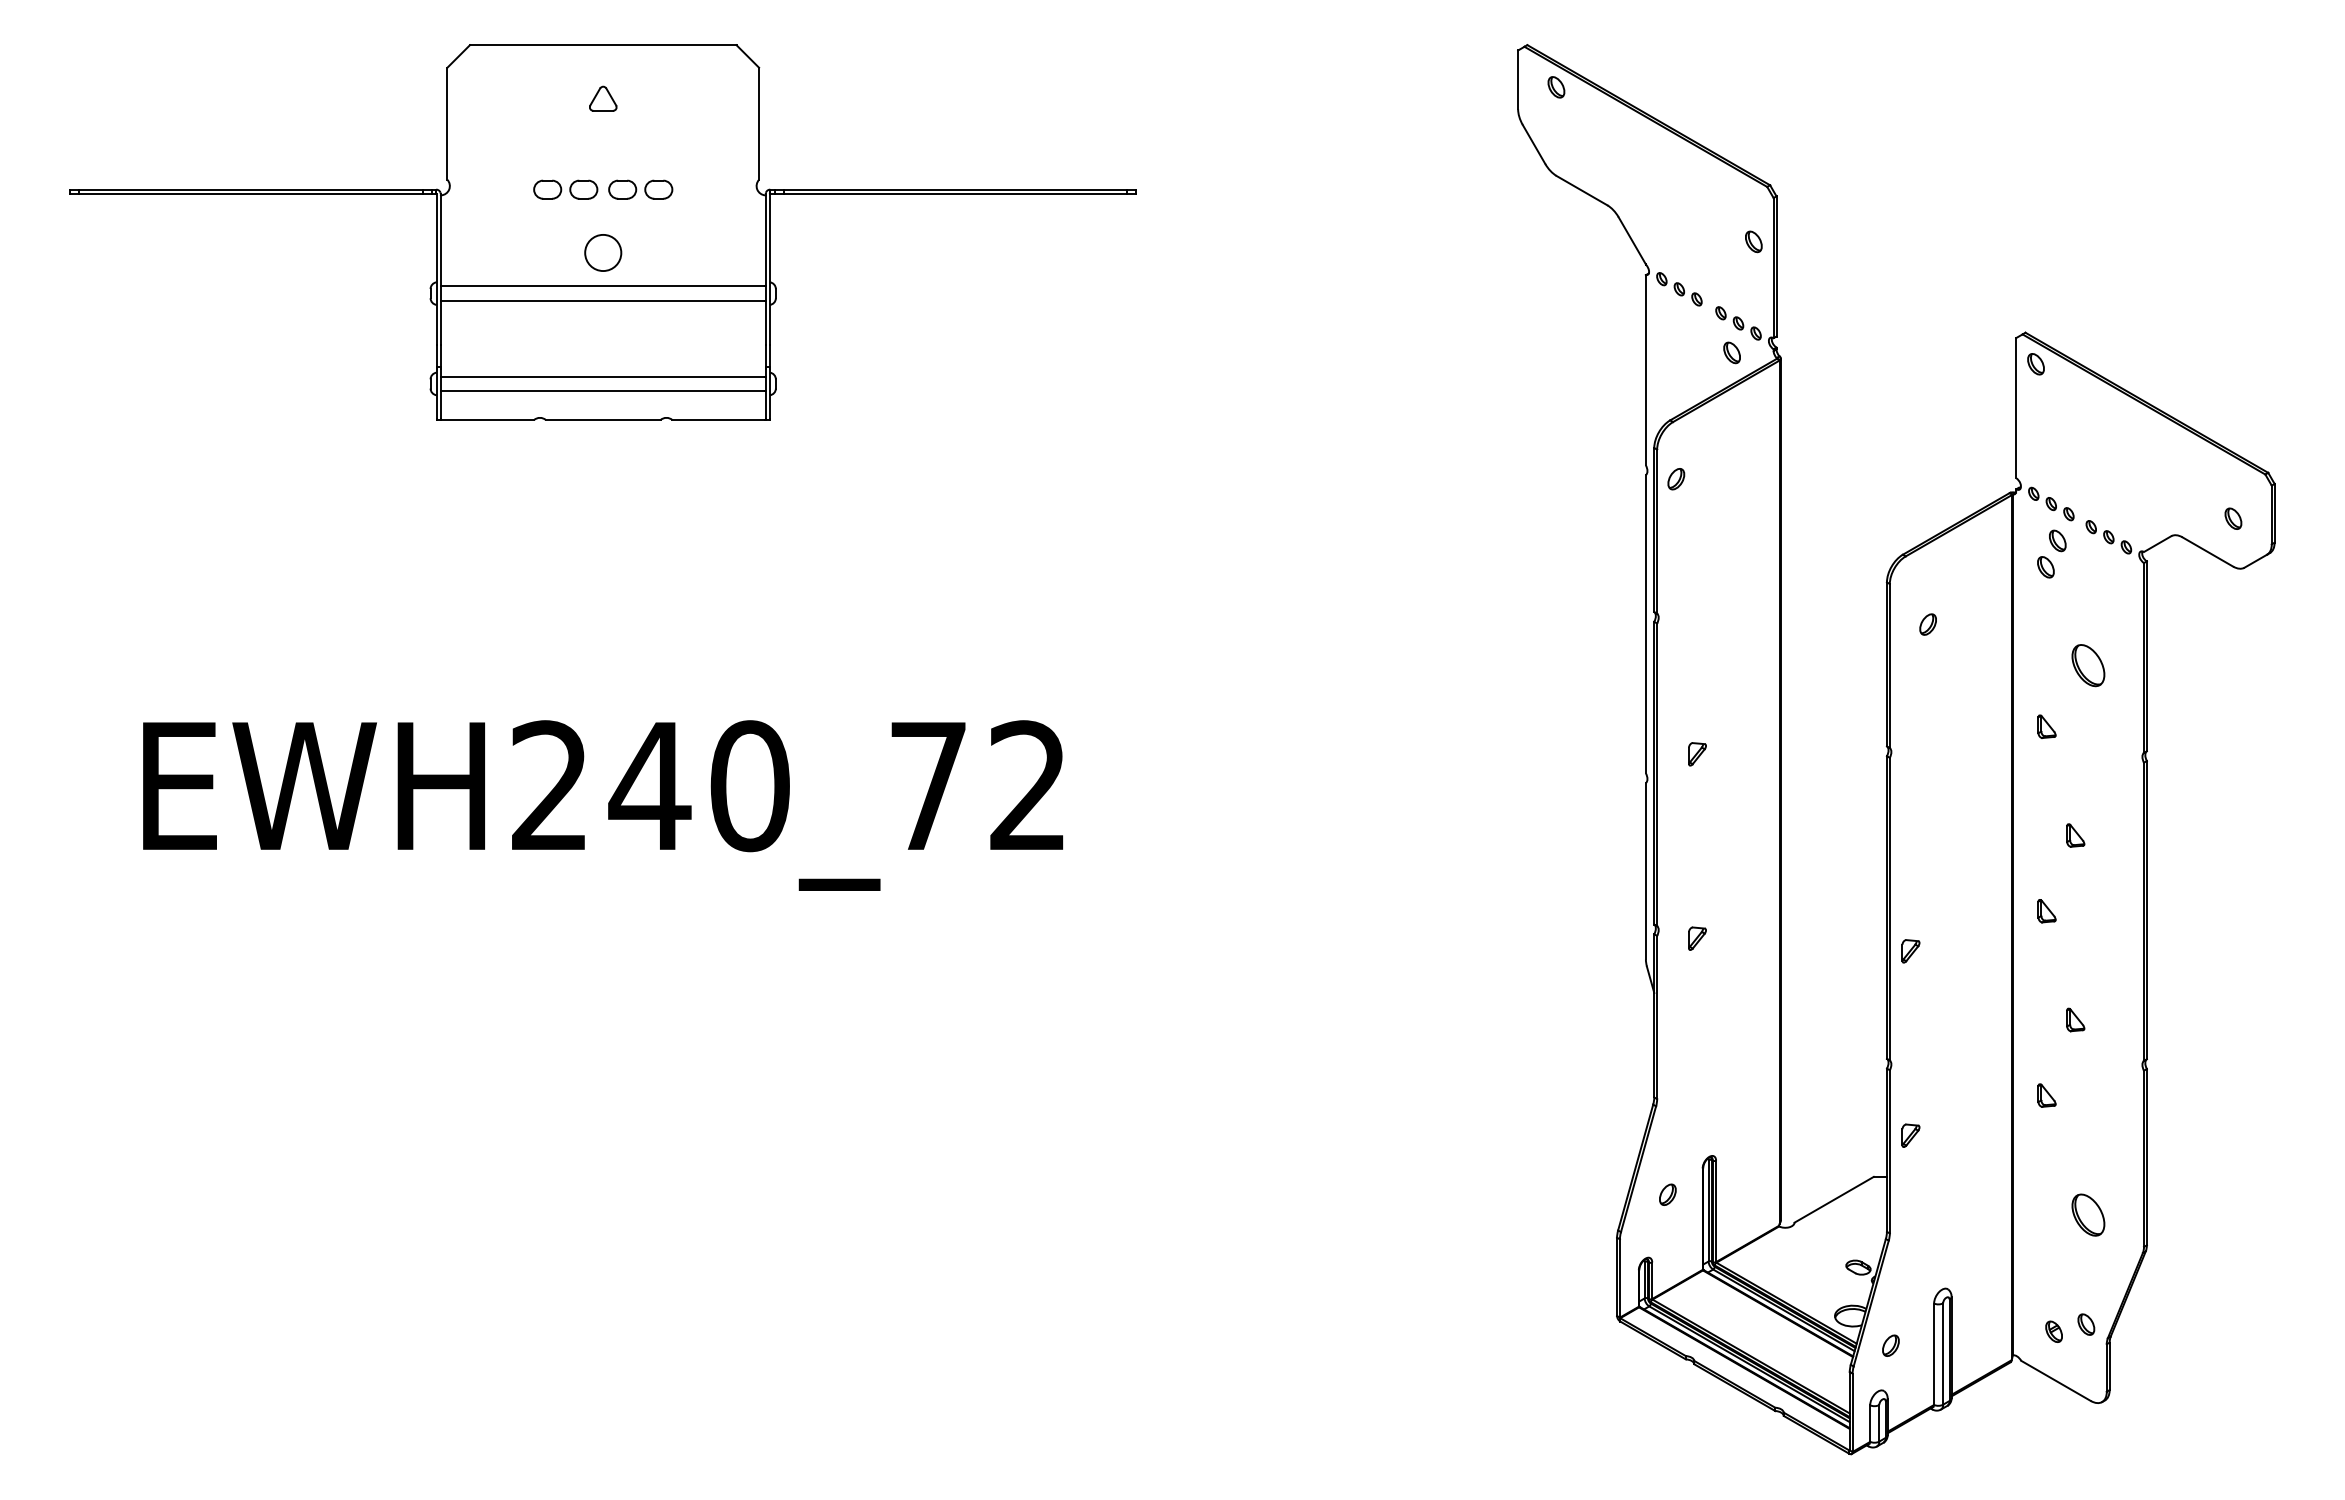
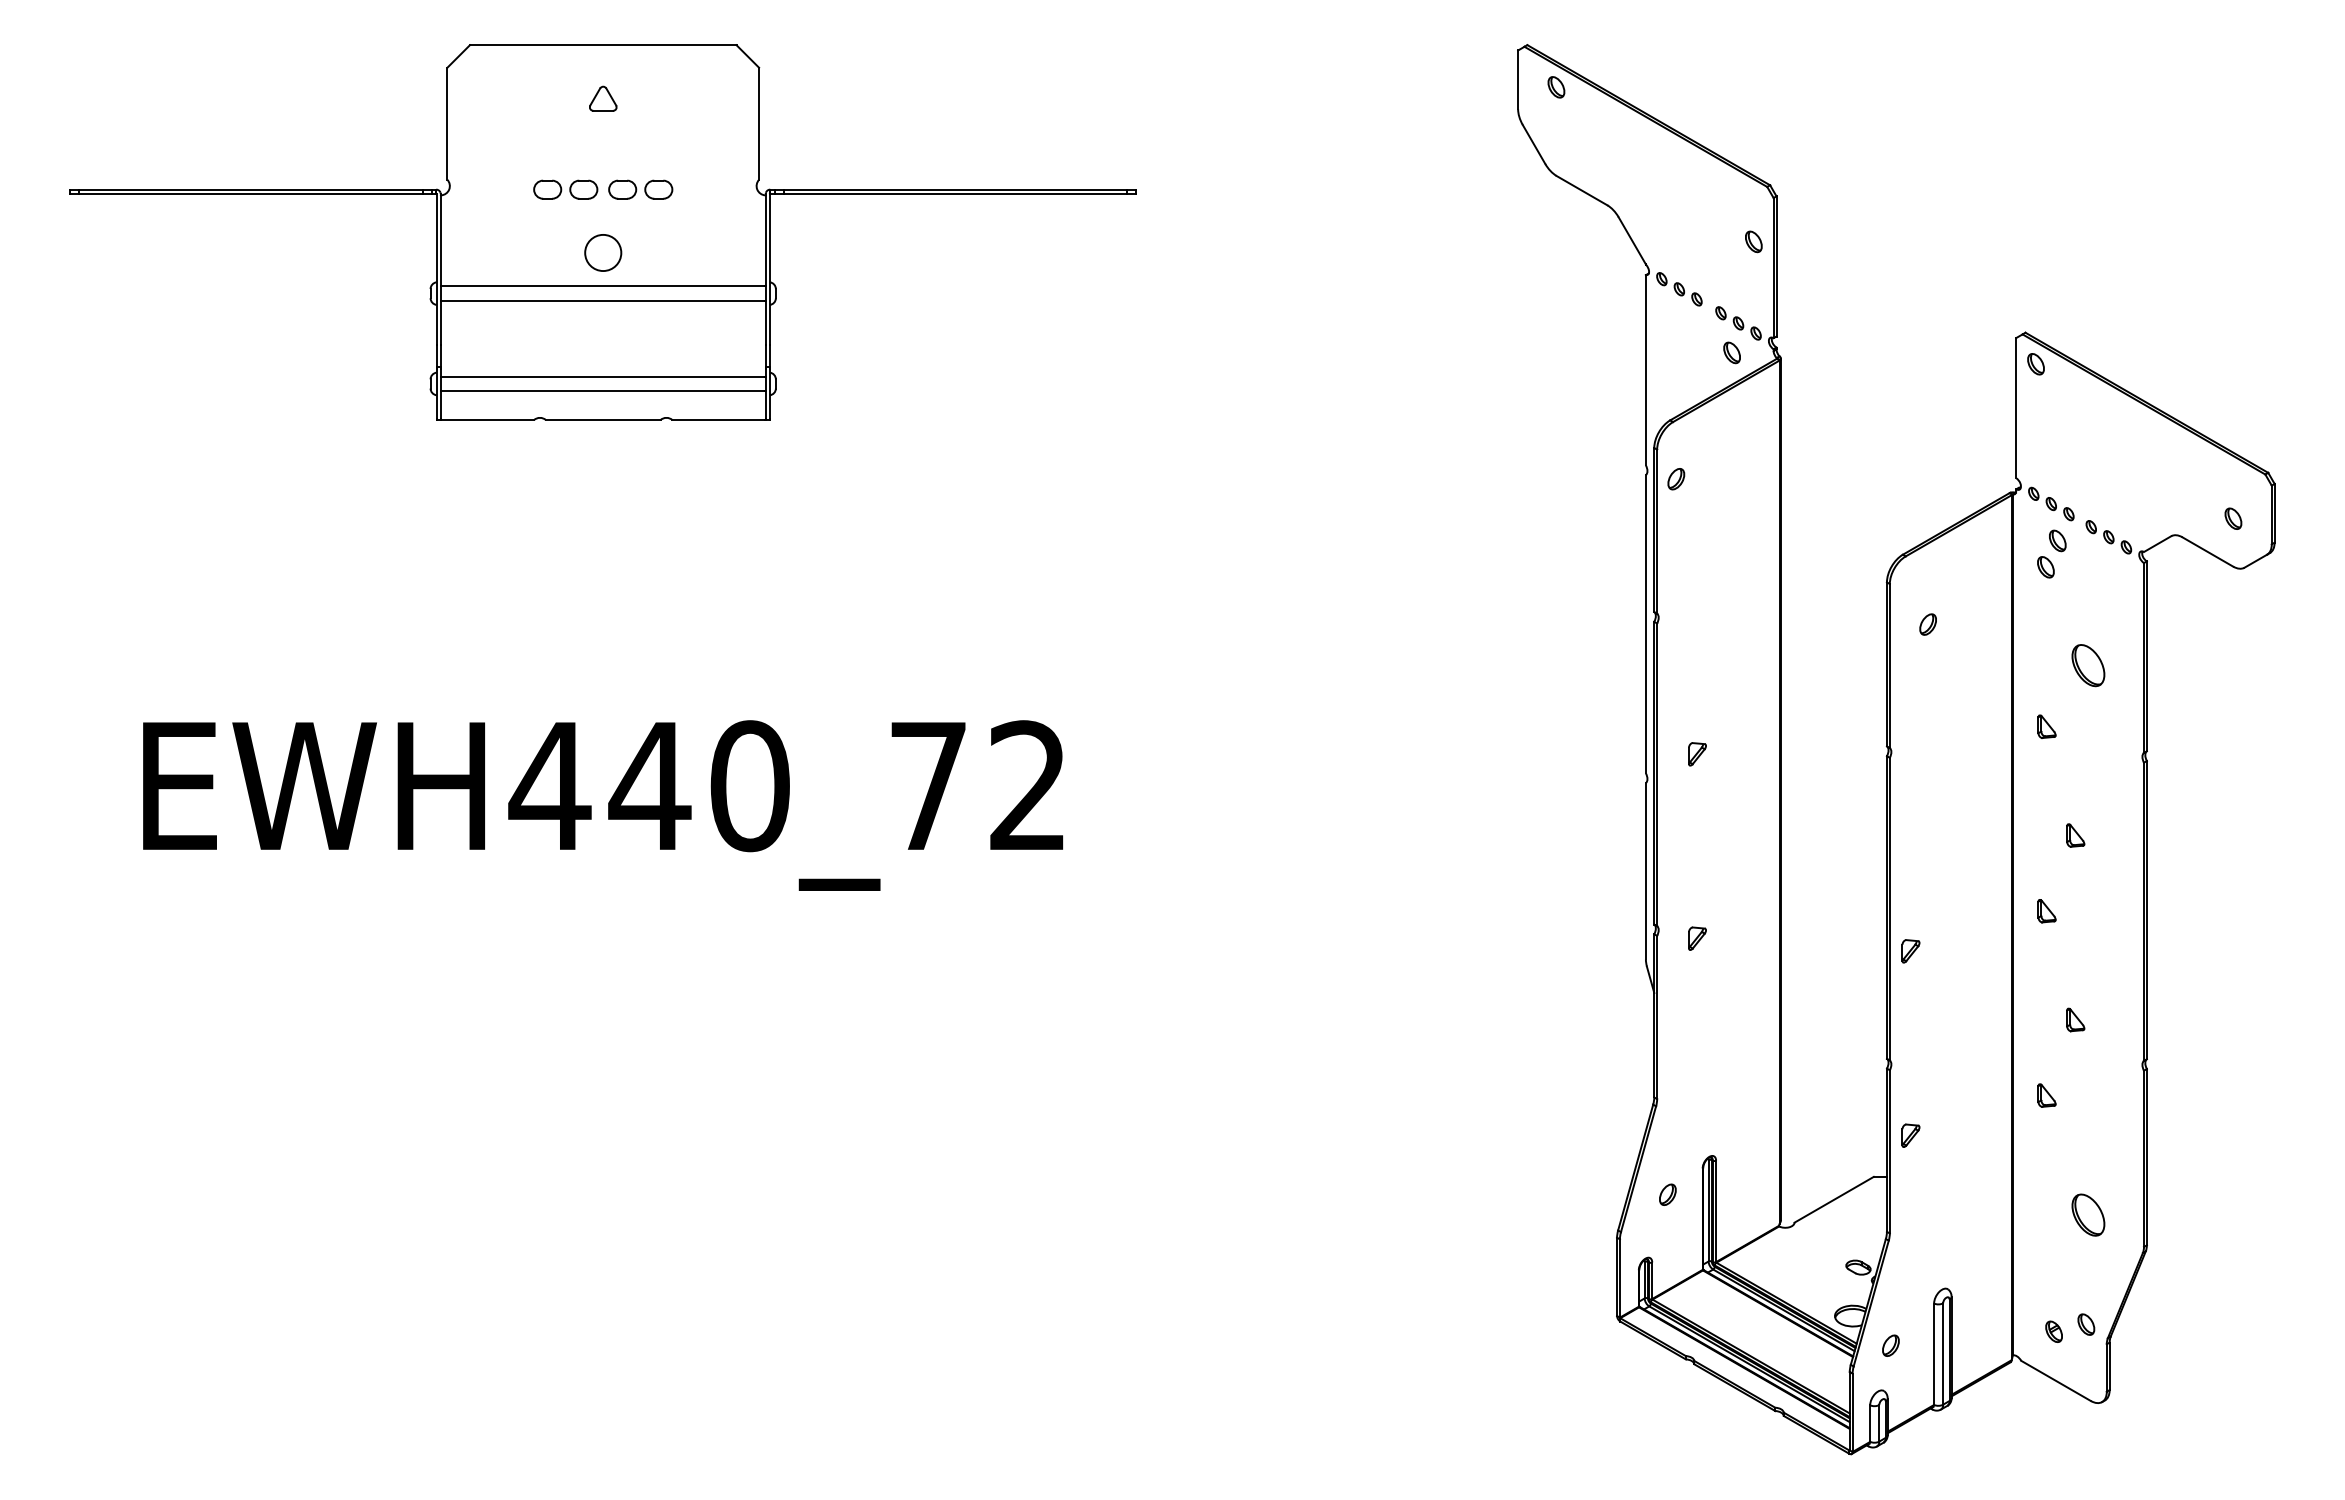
text: EWH240_72 -> EWH440_72 (549, 784)
